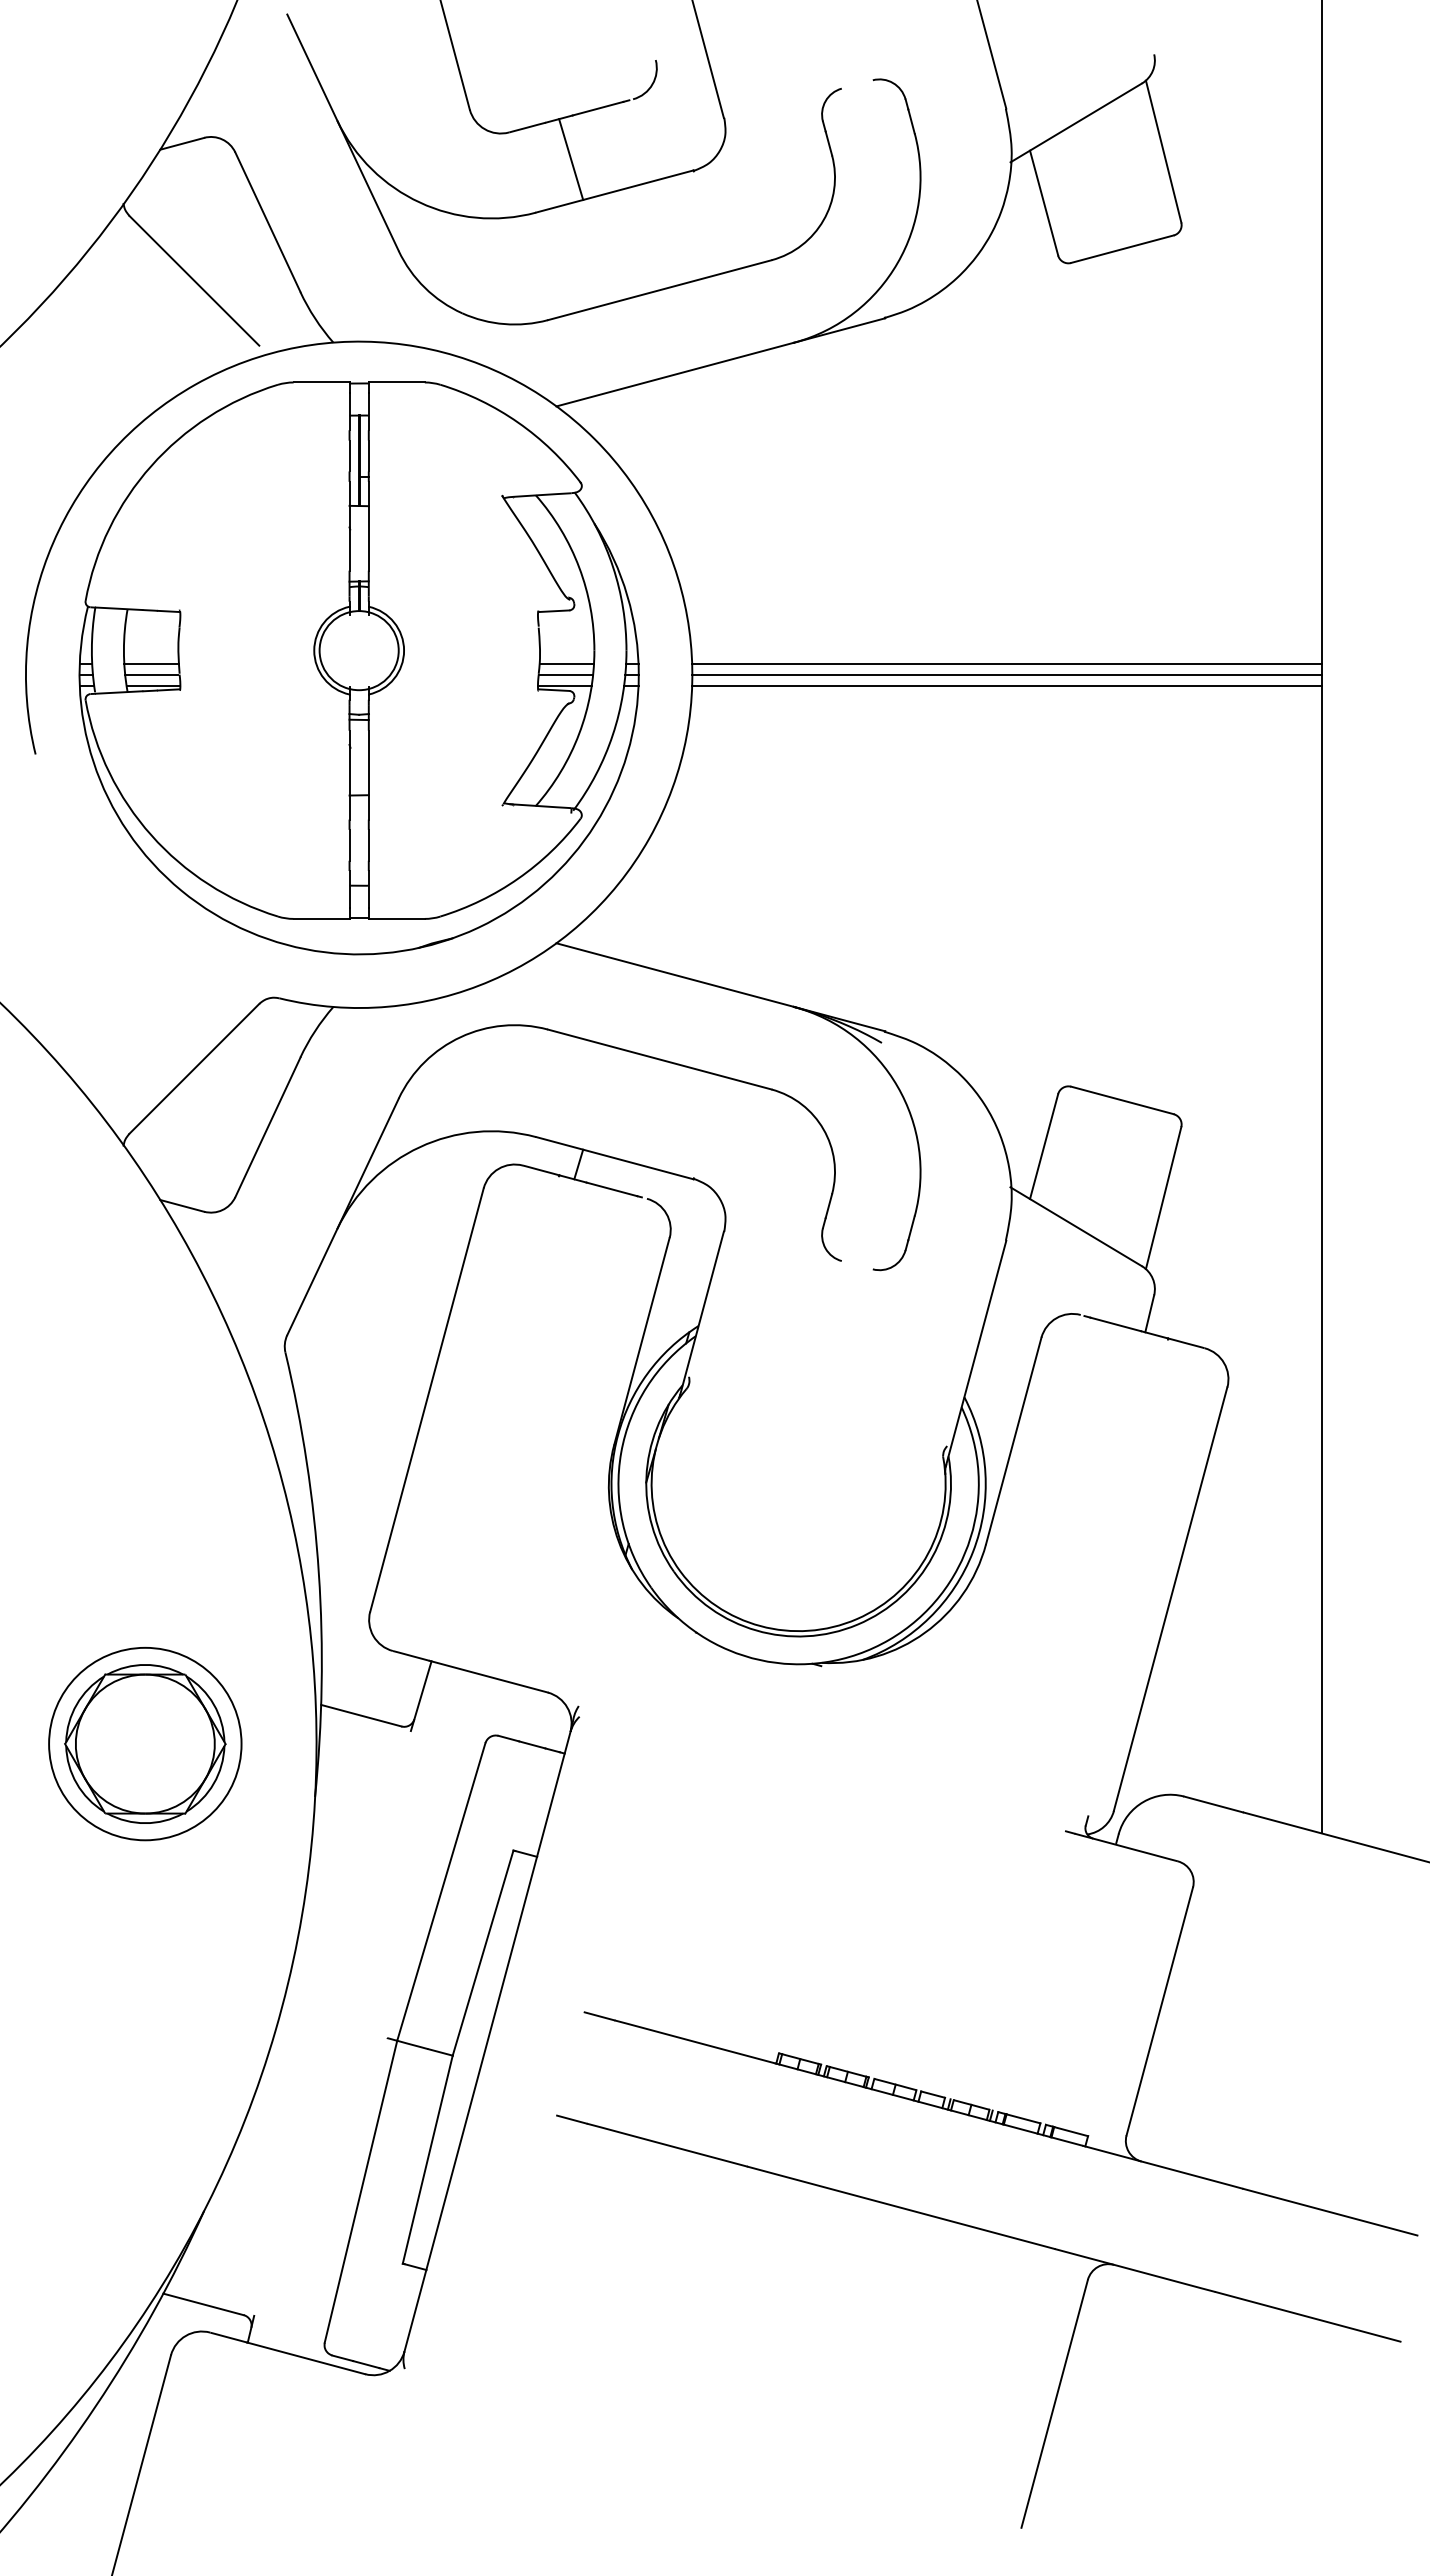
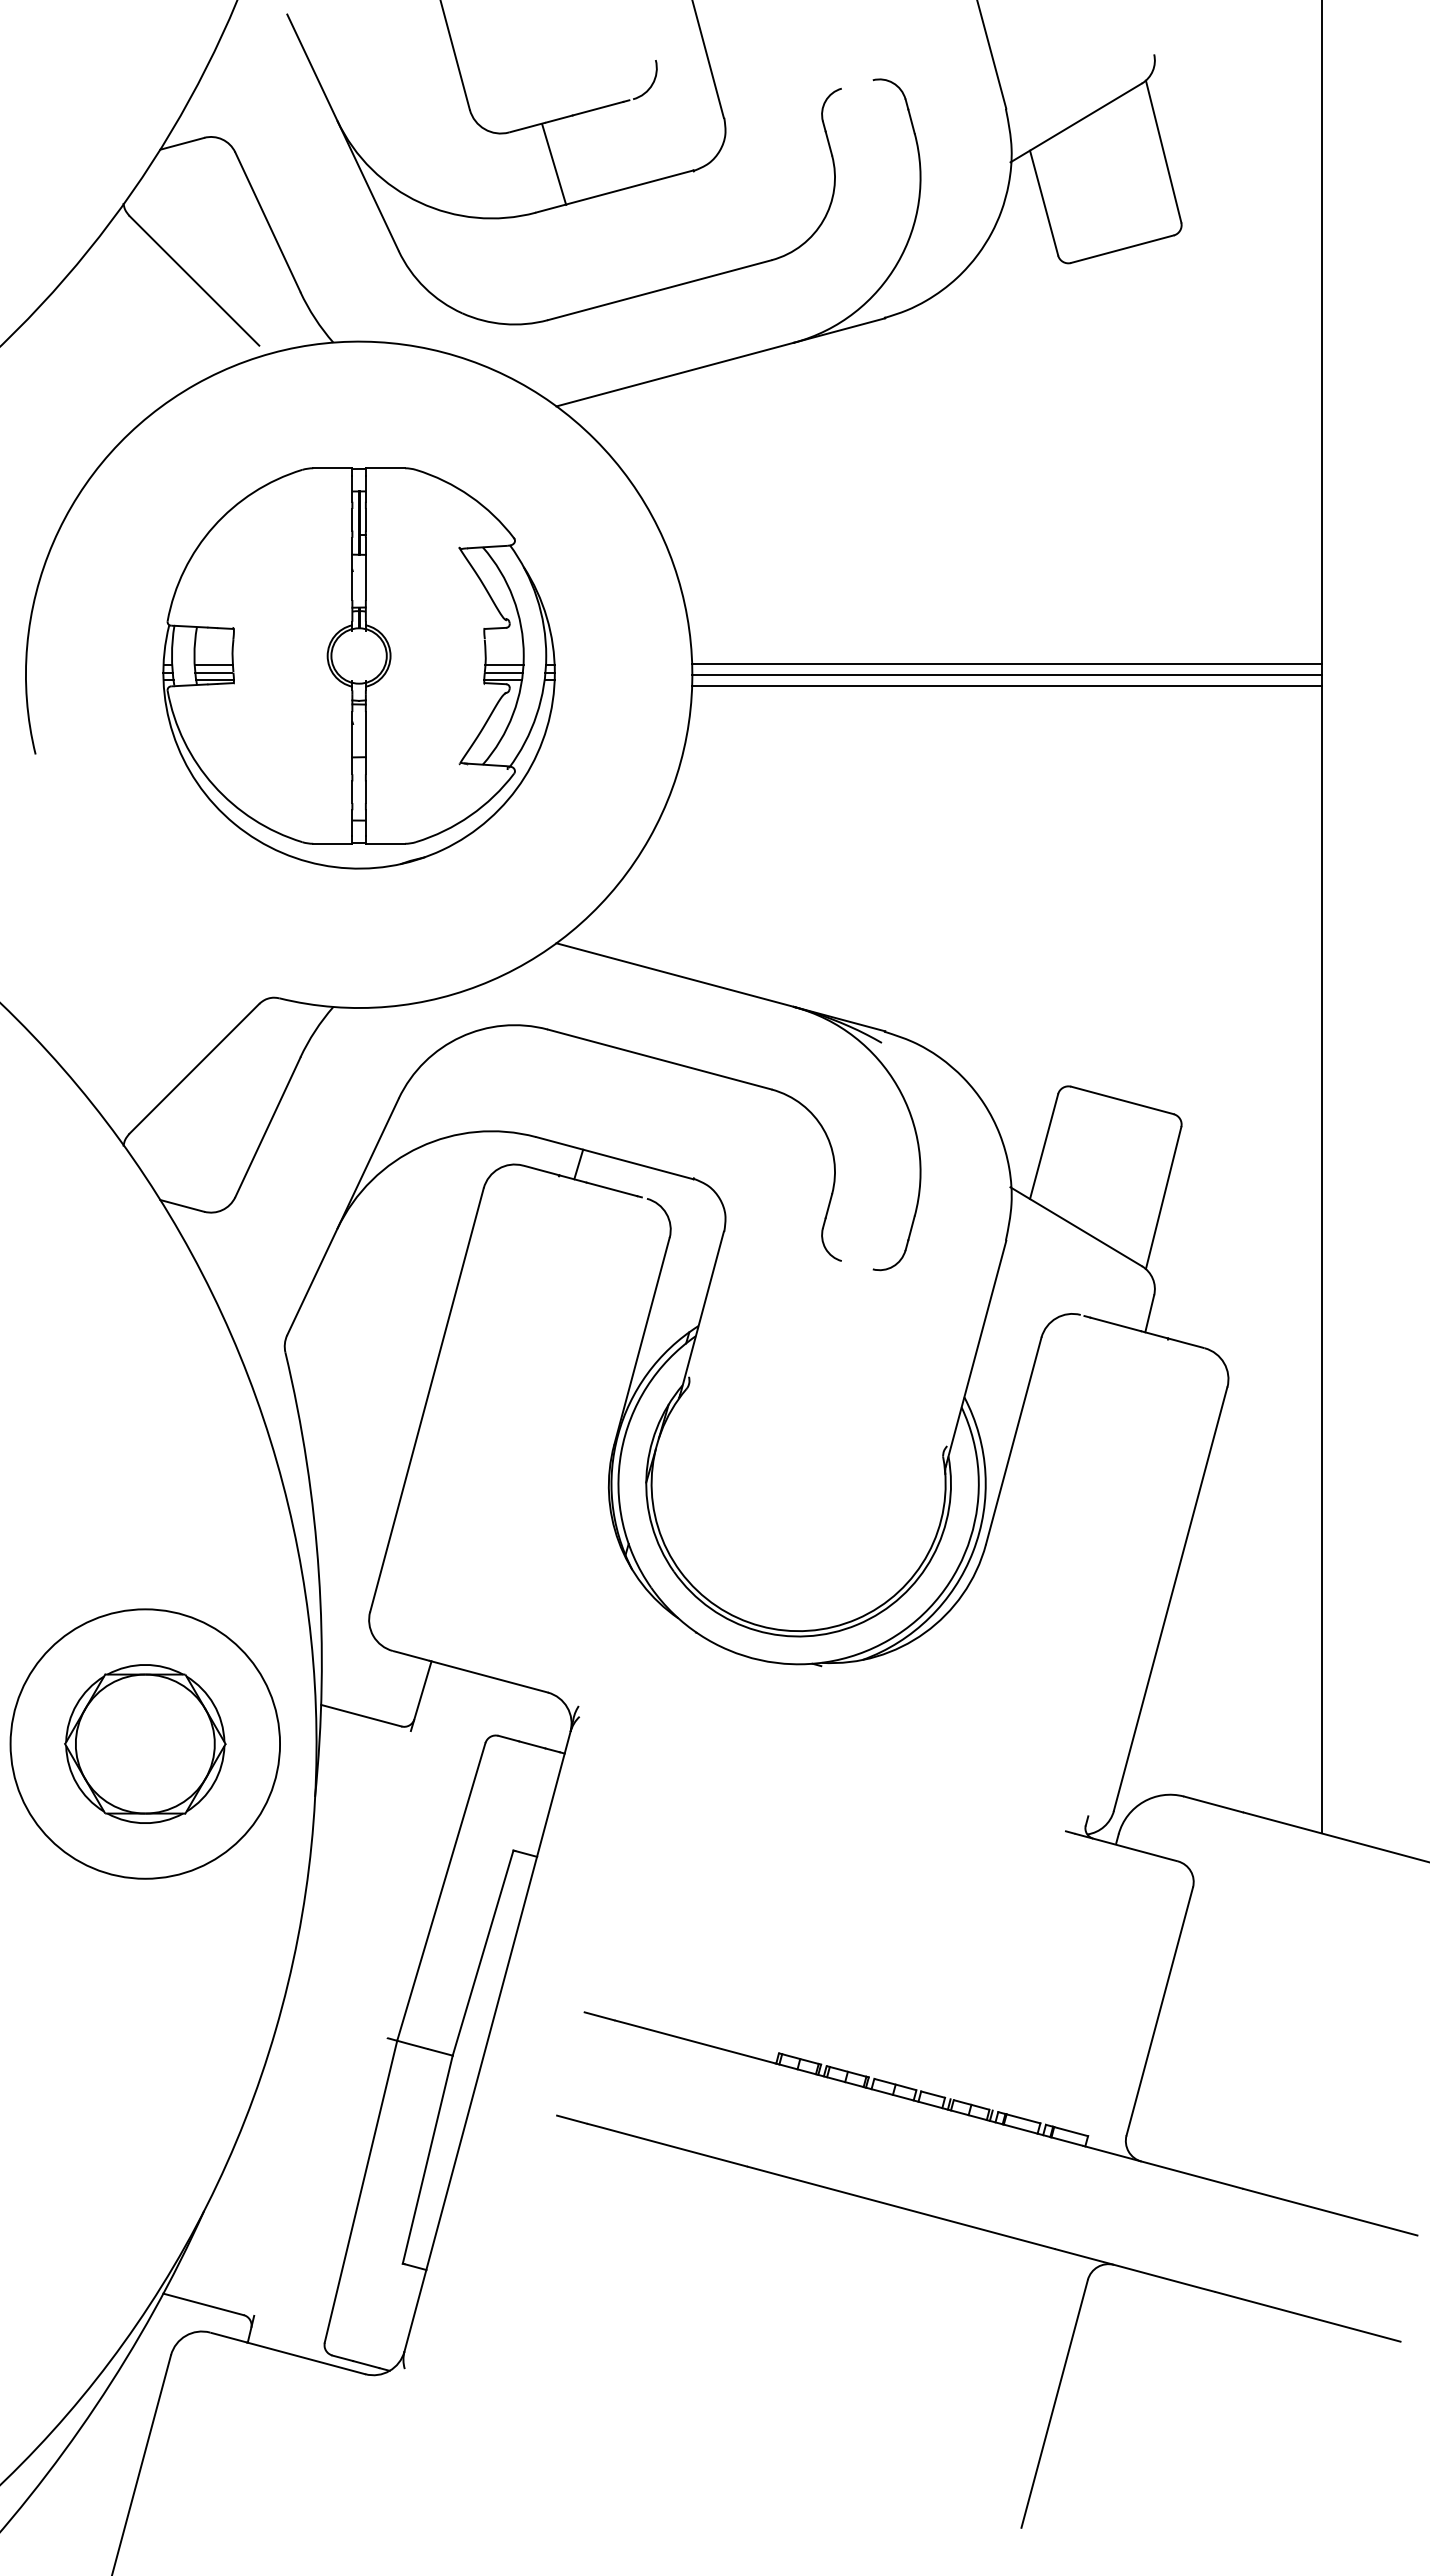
line position: (571, 159) -> (554, 164) (554, 164)
part size: 562x575 px -> 394x403 px (358, 668)
circle diameter: 192 px -> 269 px (145, 1743)
